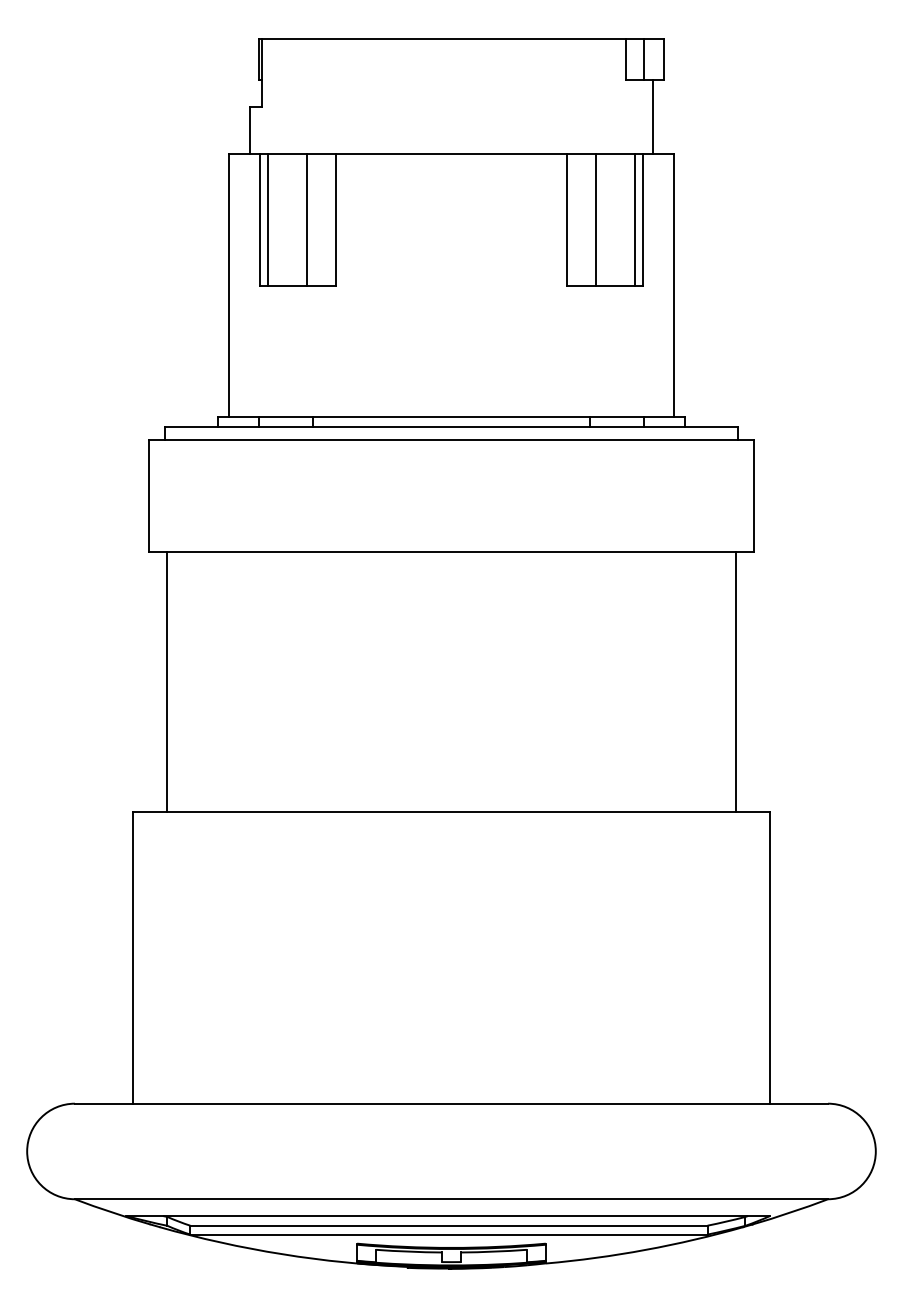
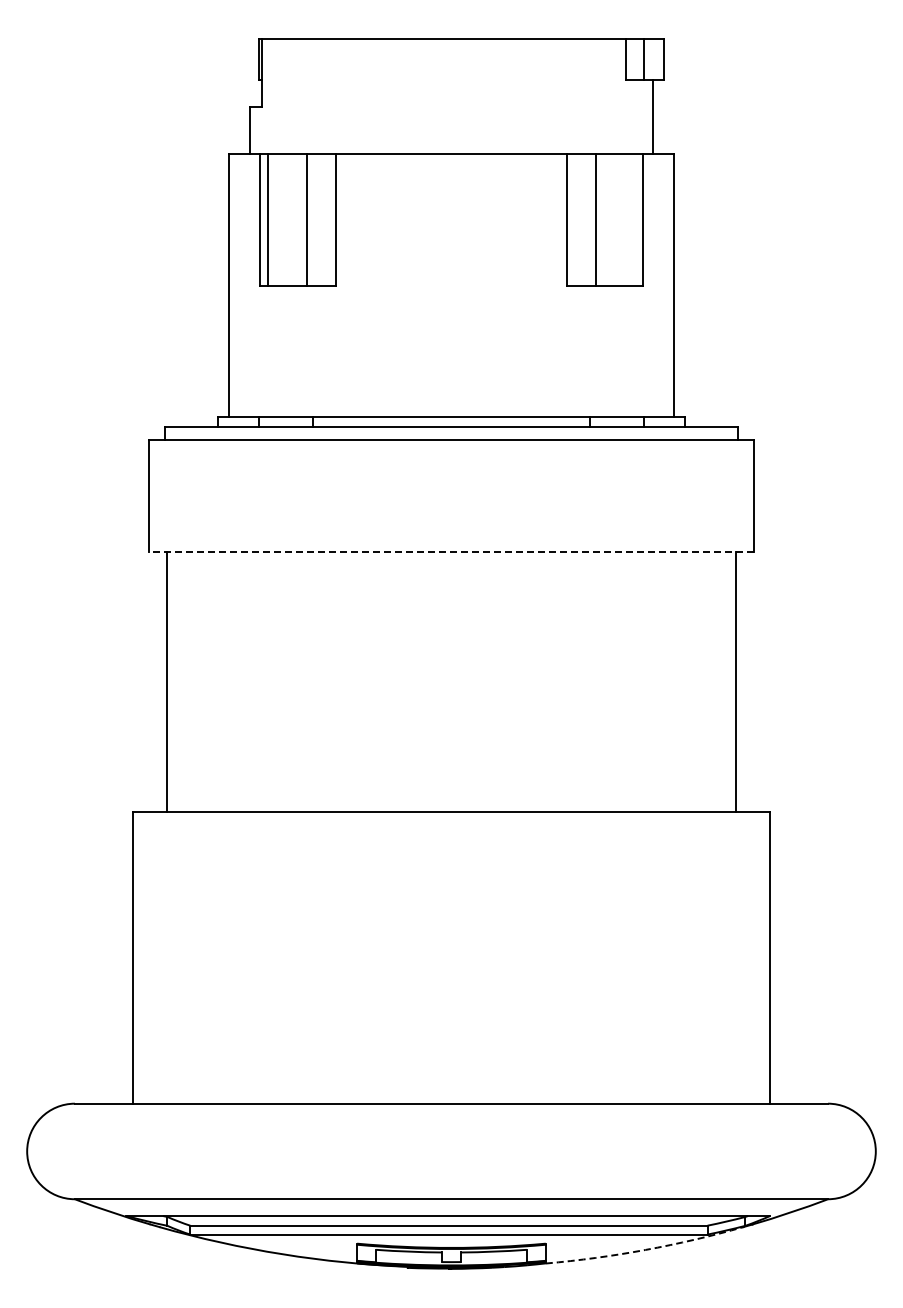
line: present -> none (635, 219)
line: solid -> dashed (450, 551)
arc: solid -> dashed (645, 1249)
